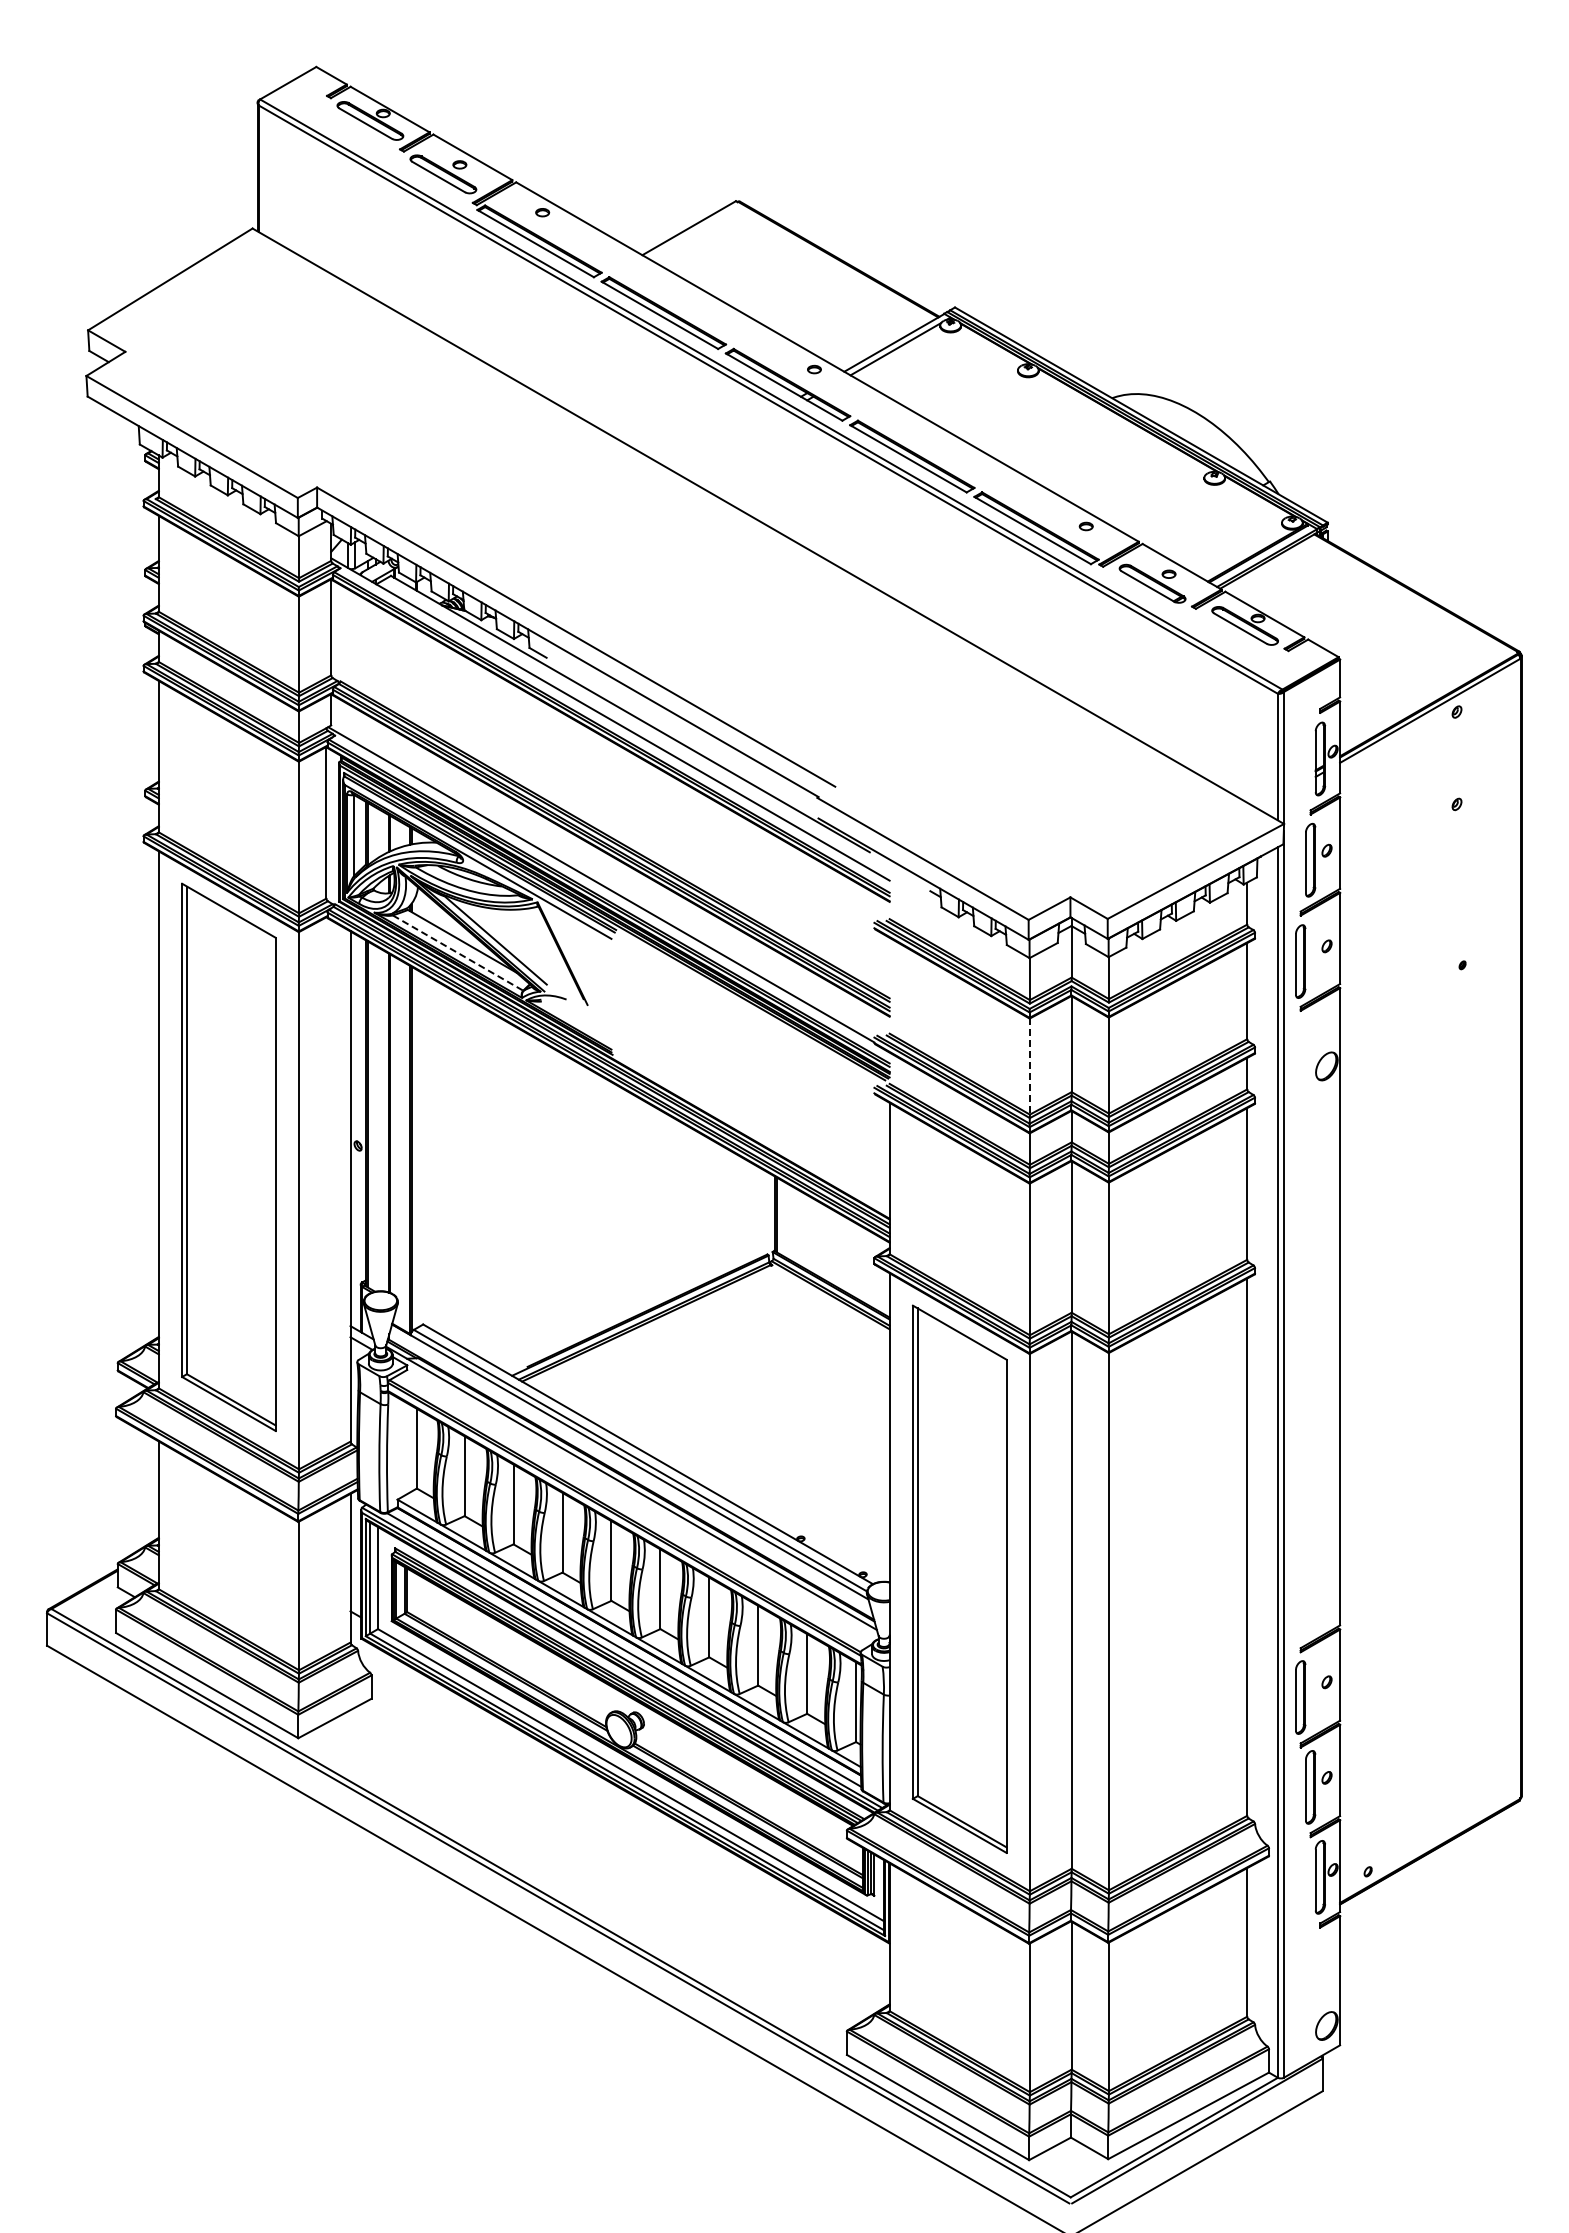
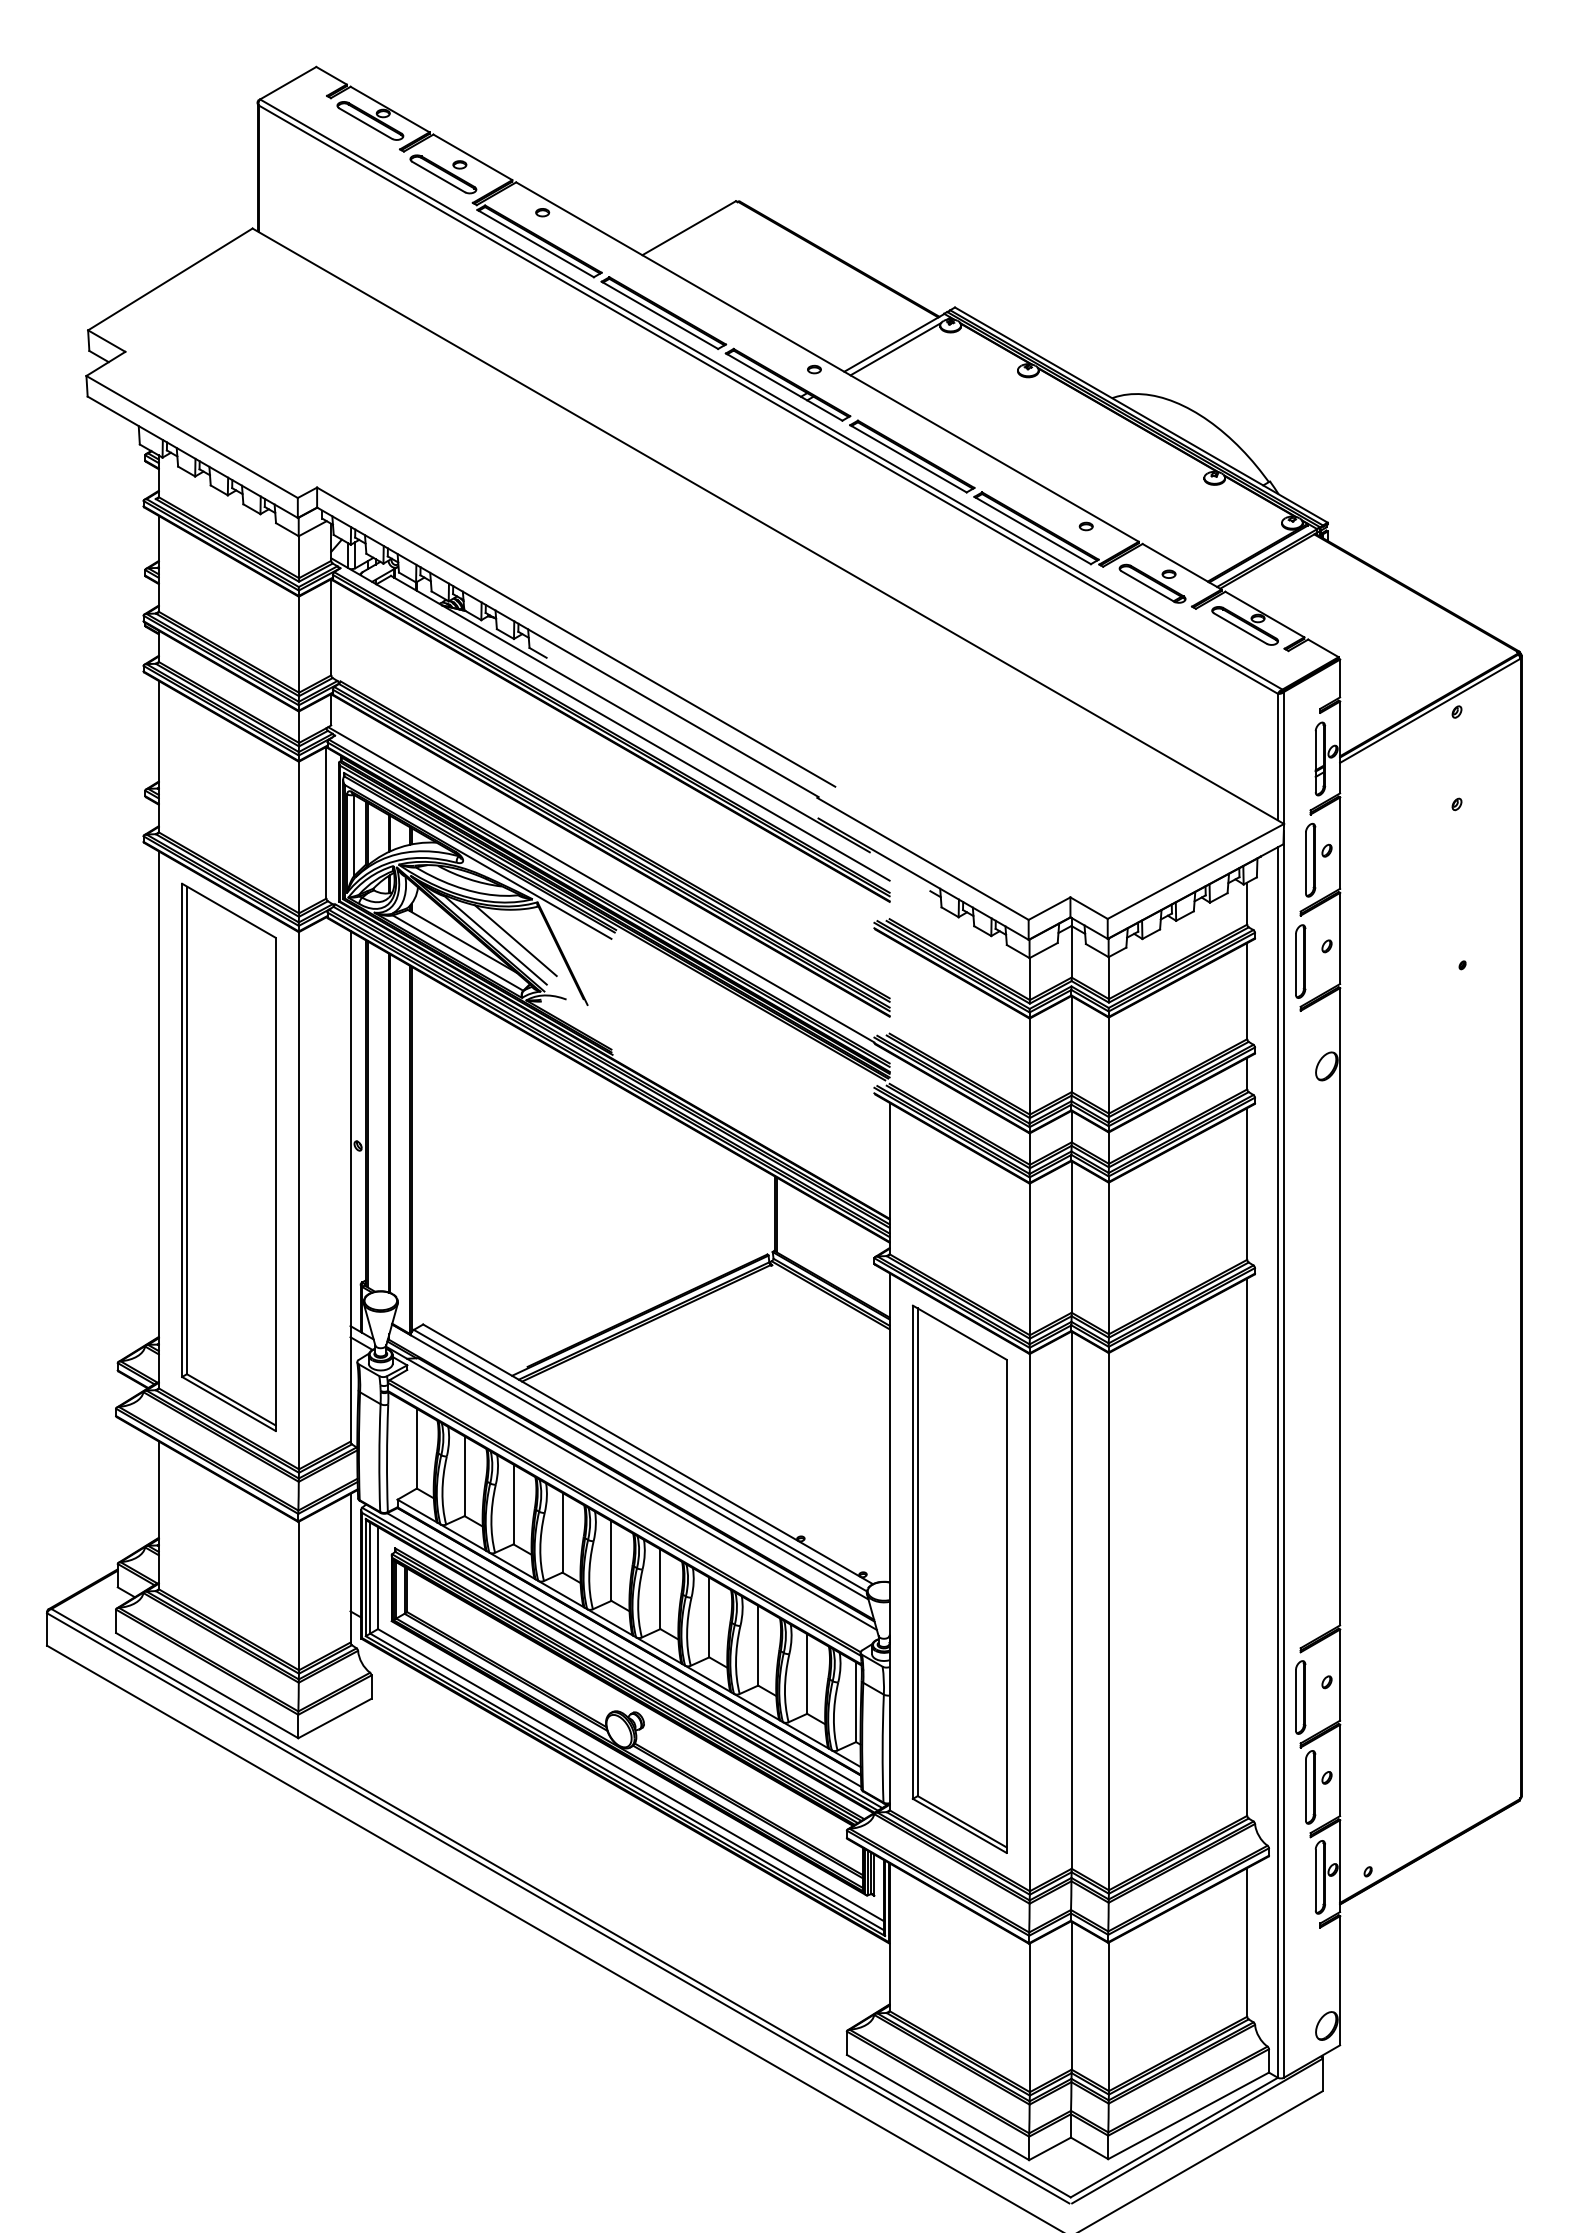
line: none -> present (515, 940)
line: dashed -> solid (458, 953)
line: dashed -> solid (1029, 1067)
